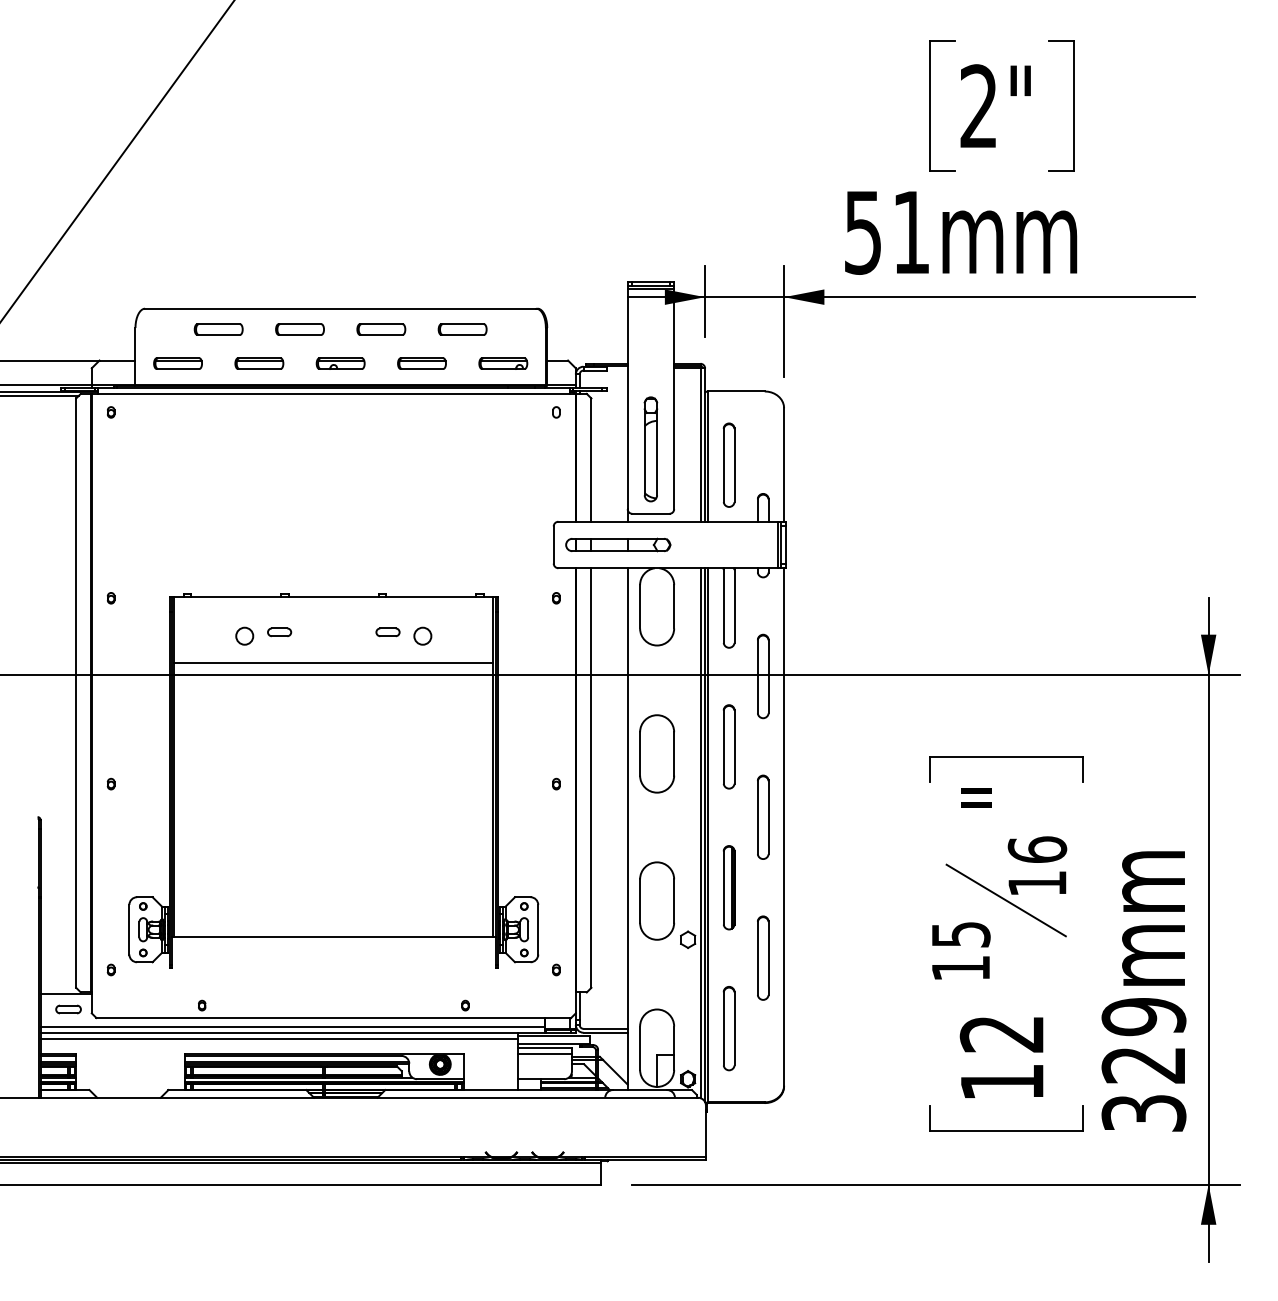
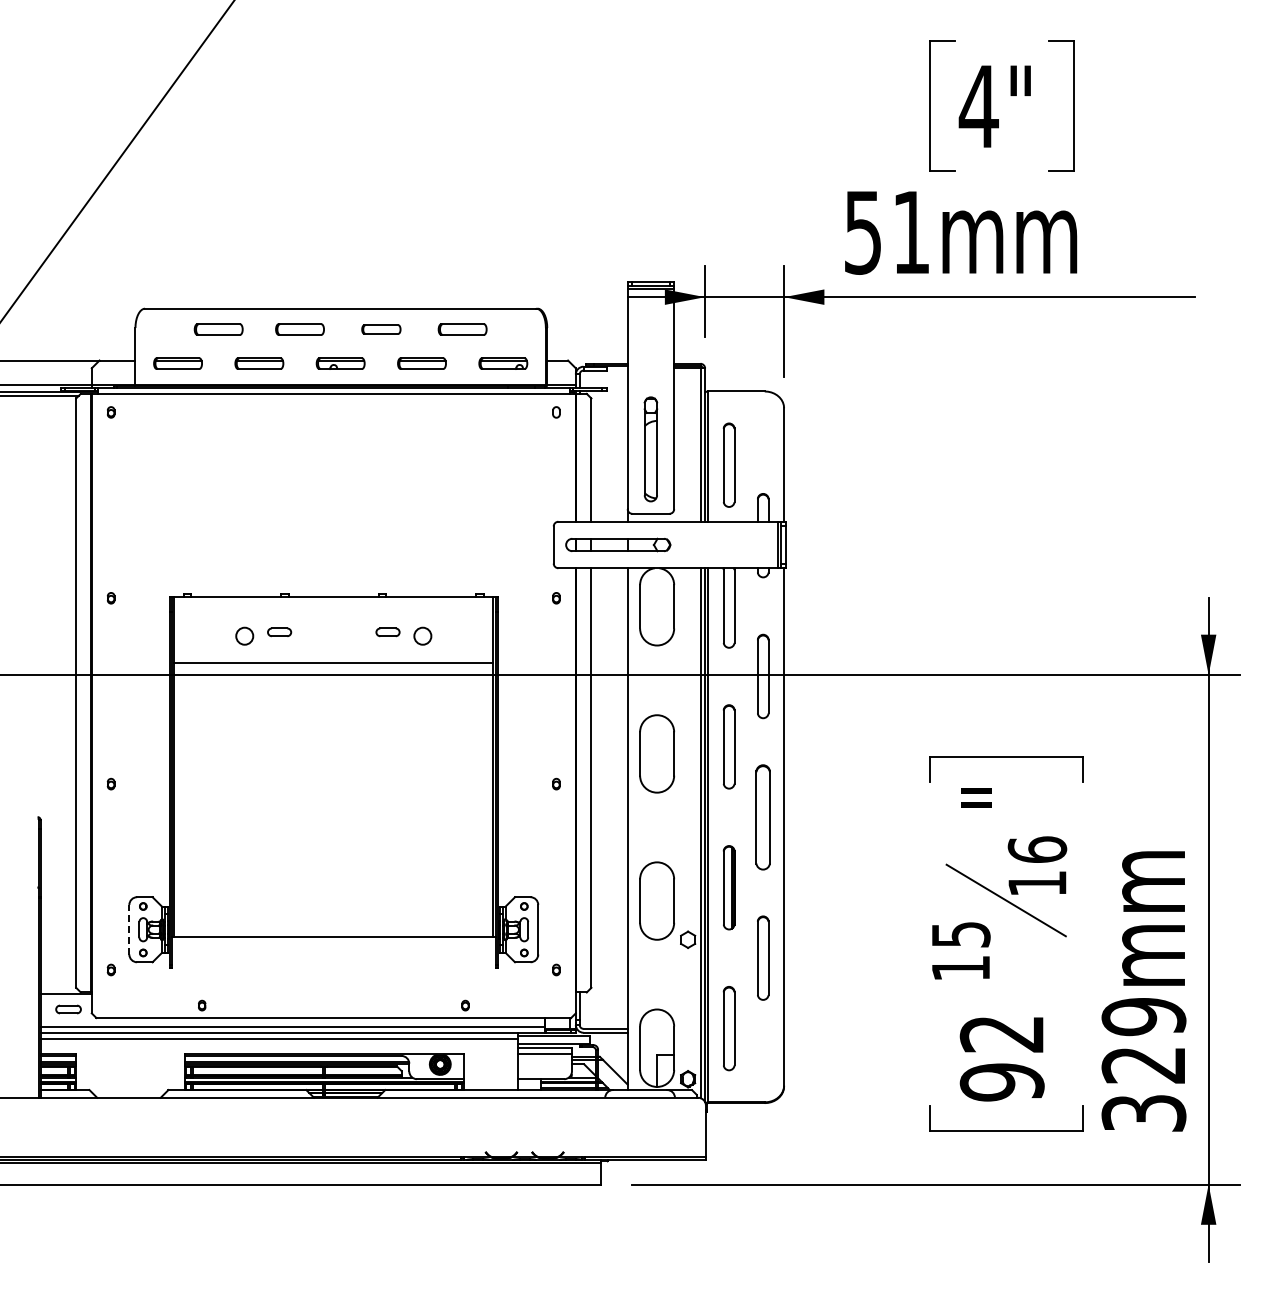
text: 2" -> 4" (978, 105)
part size: 51x13 px -> 41x11 px (381, 329)
part size: 13x86 px -> 16x107 px (762, 817)
line: solid -> dashed (129, 929)
text: 12 -> 92 (1001, 1082)
